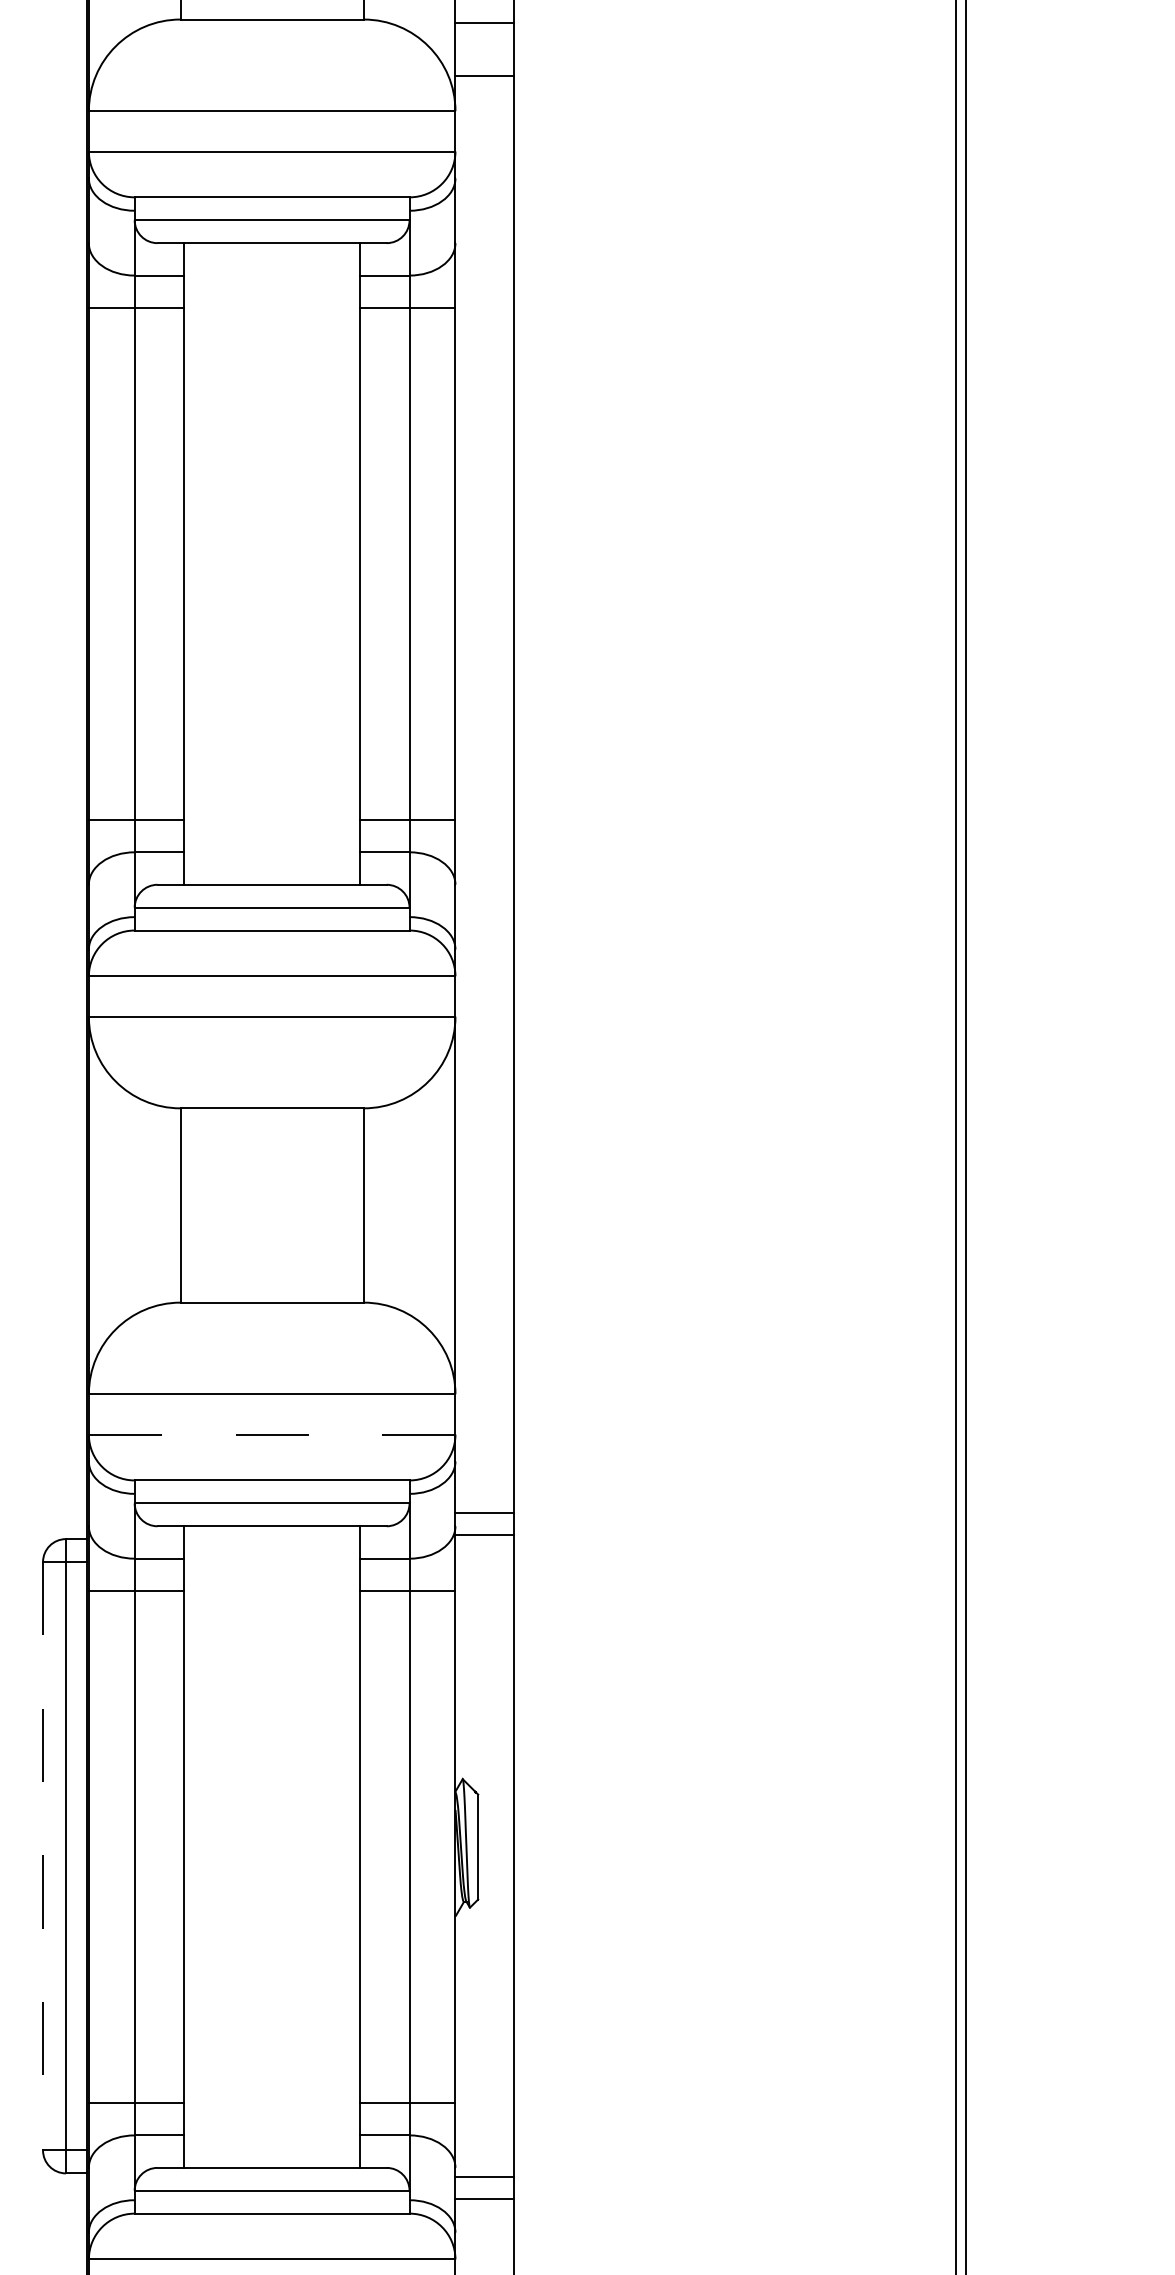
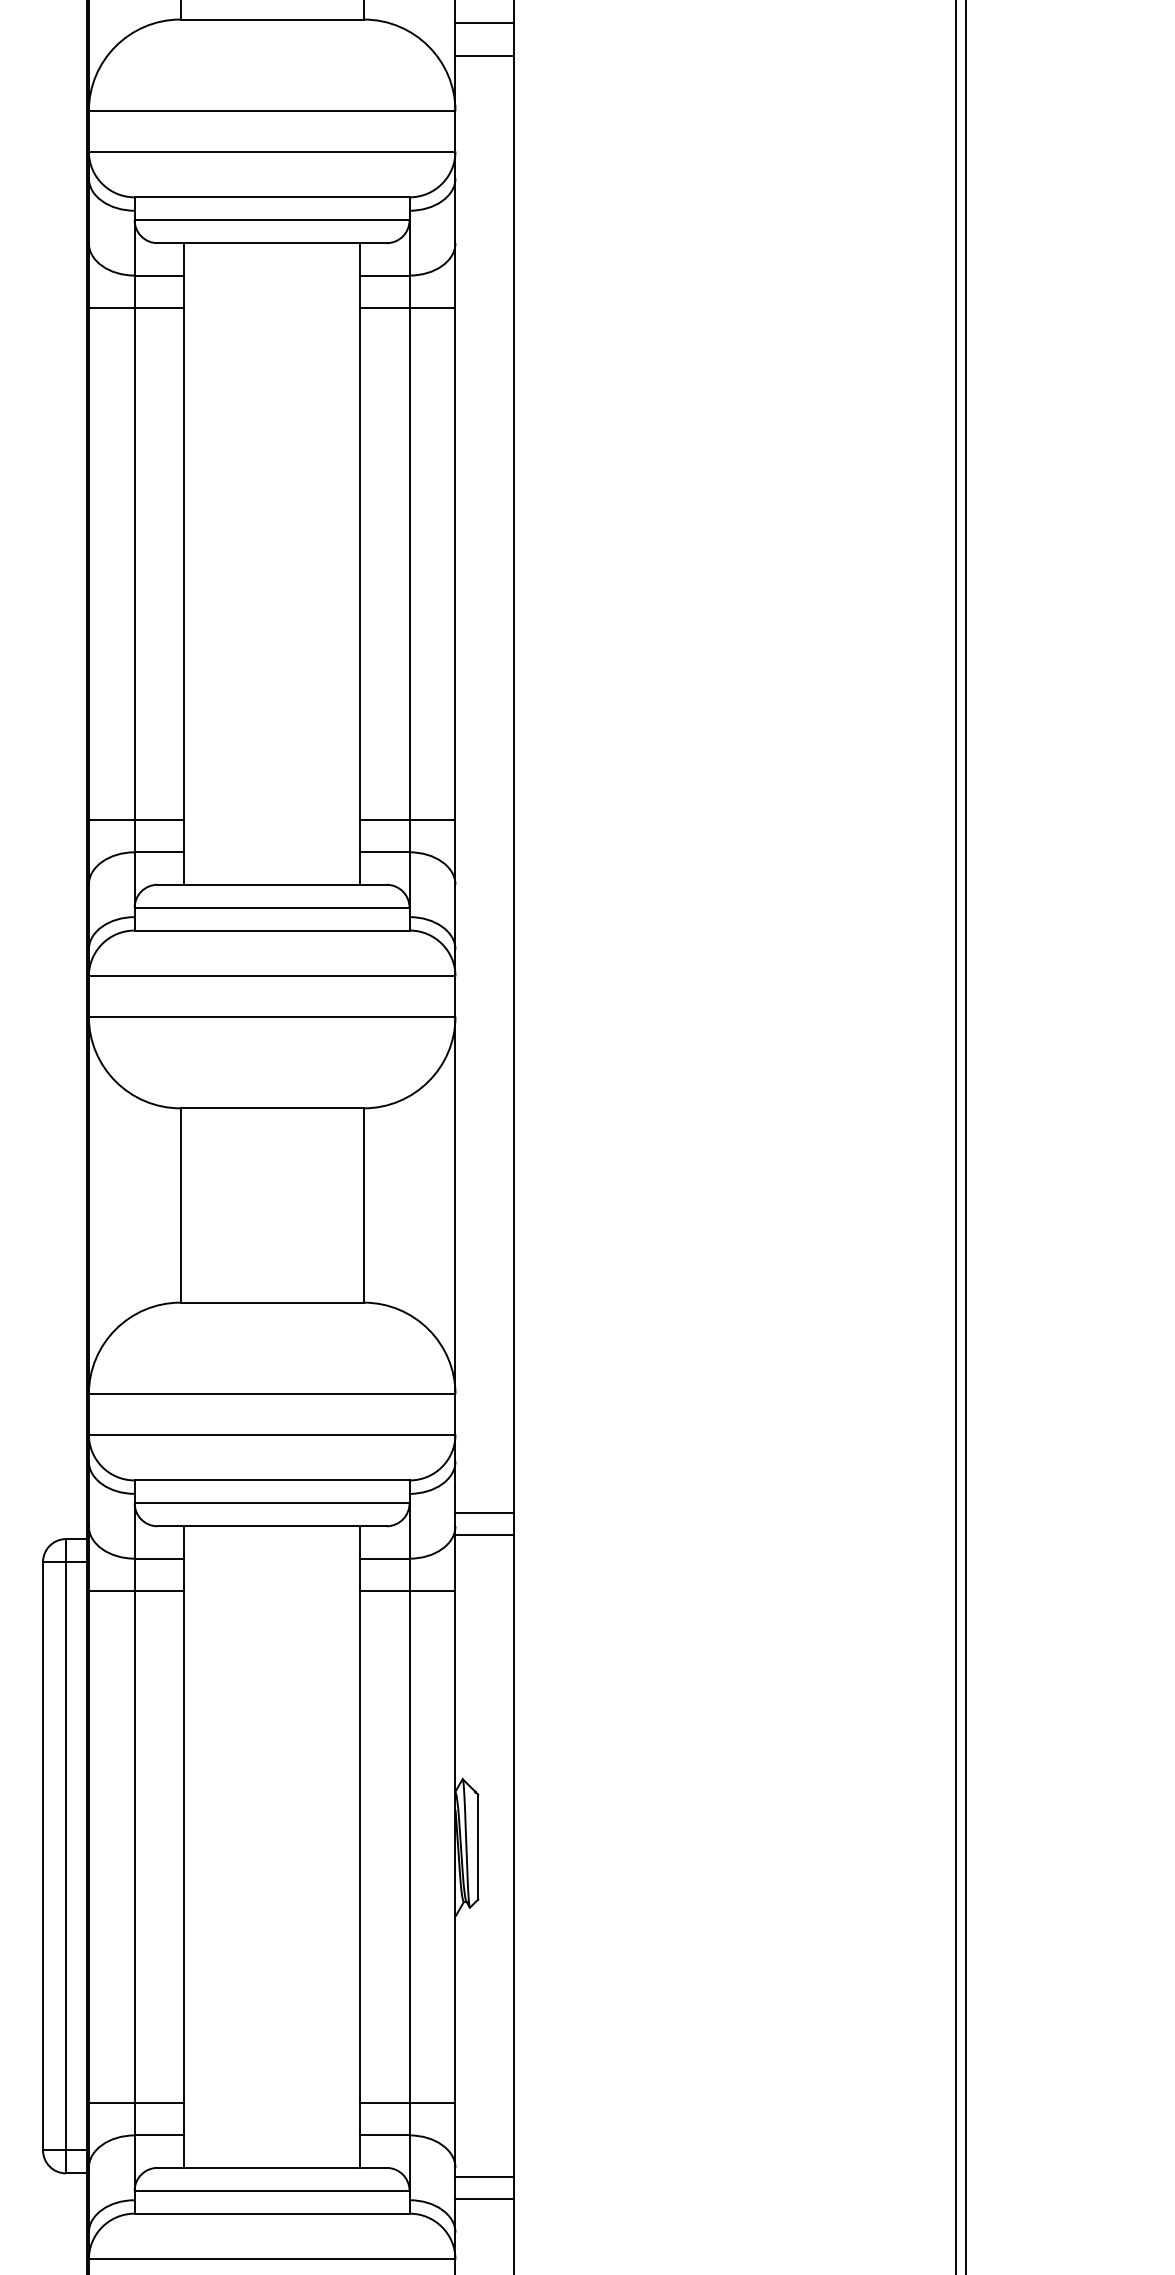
line position: (484, 75) -> (484, 55) (484, 55)
line: dashed -> solid (272, 1434)
line: dashed -> solid (43, 1856)
